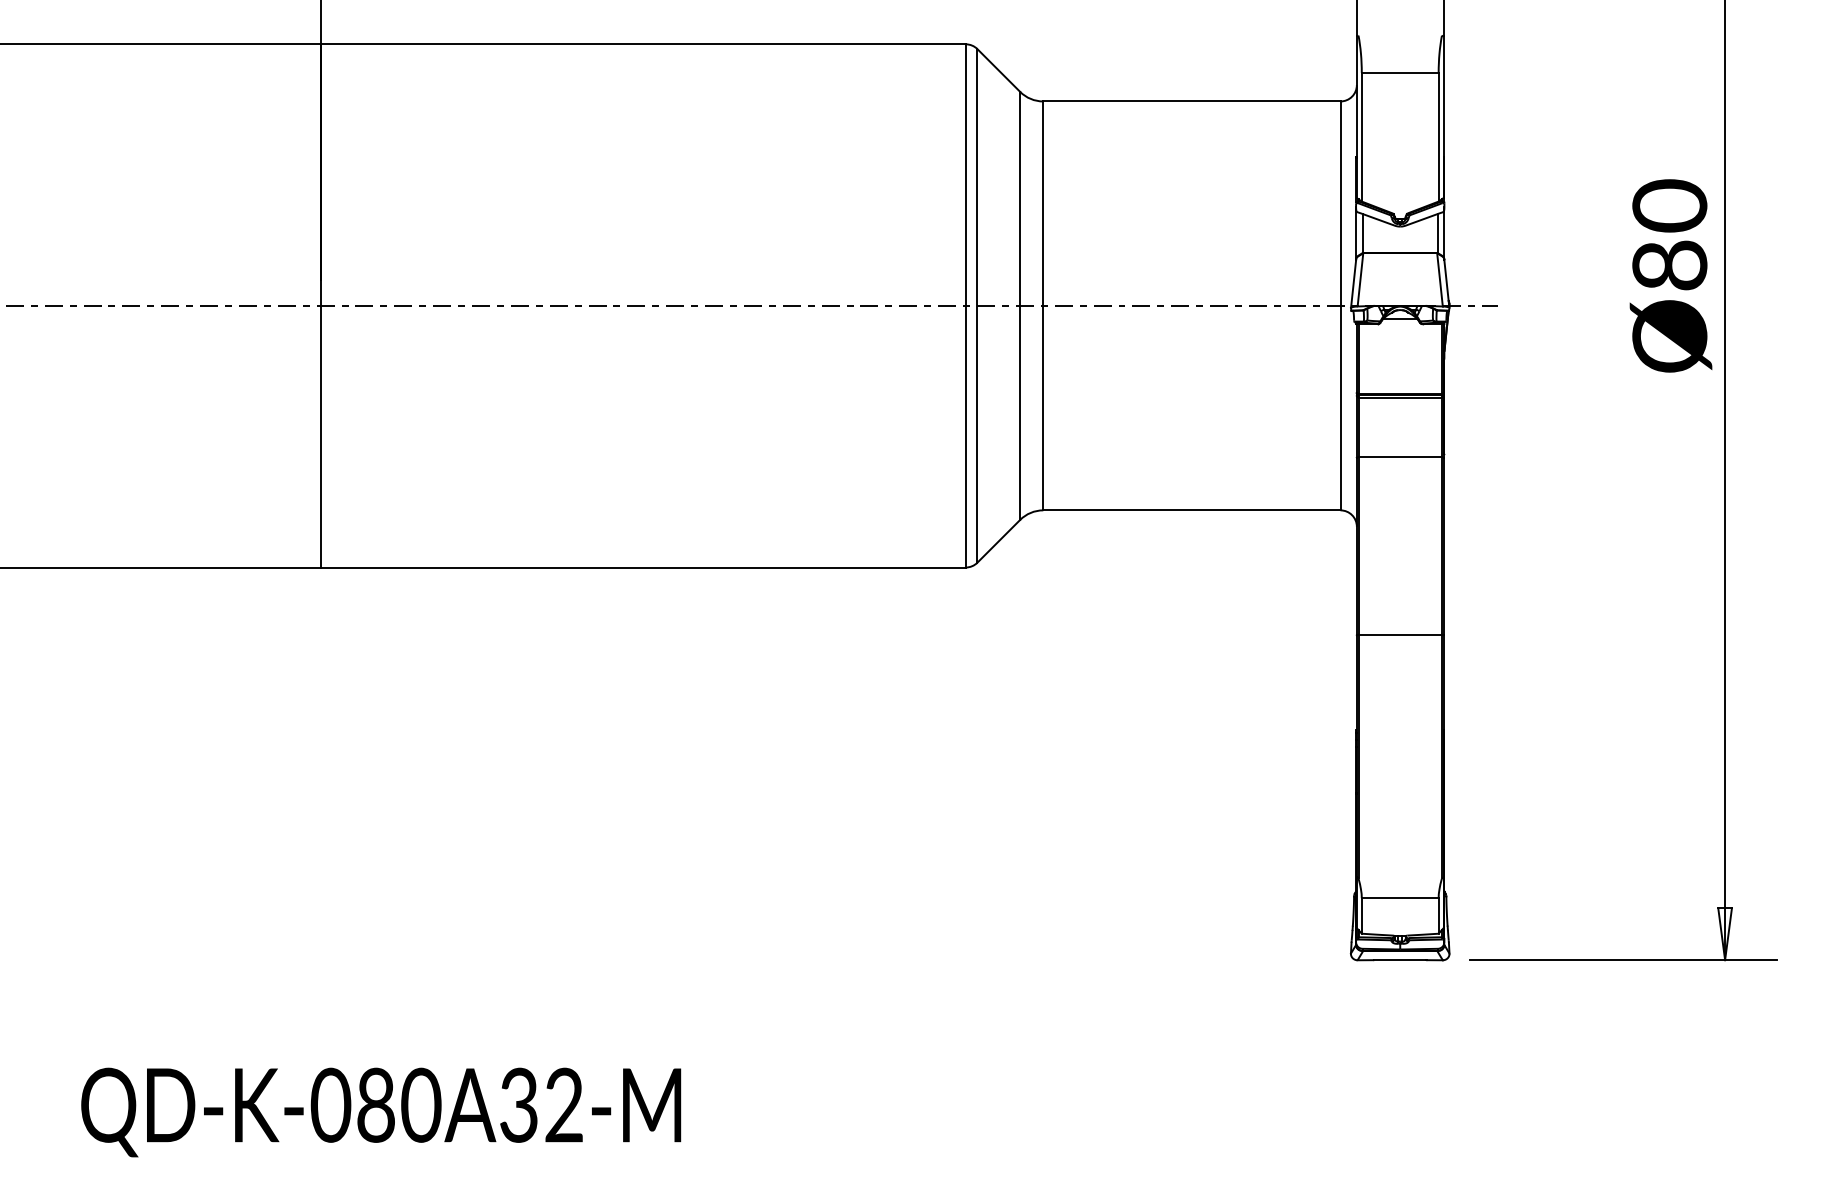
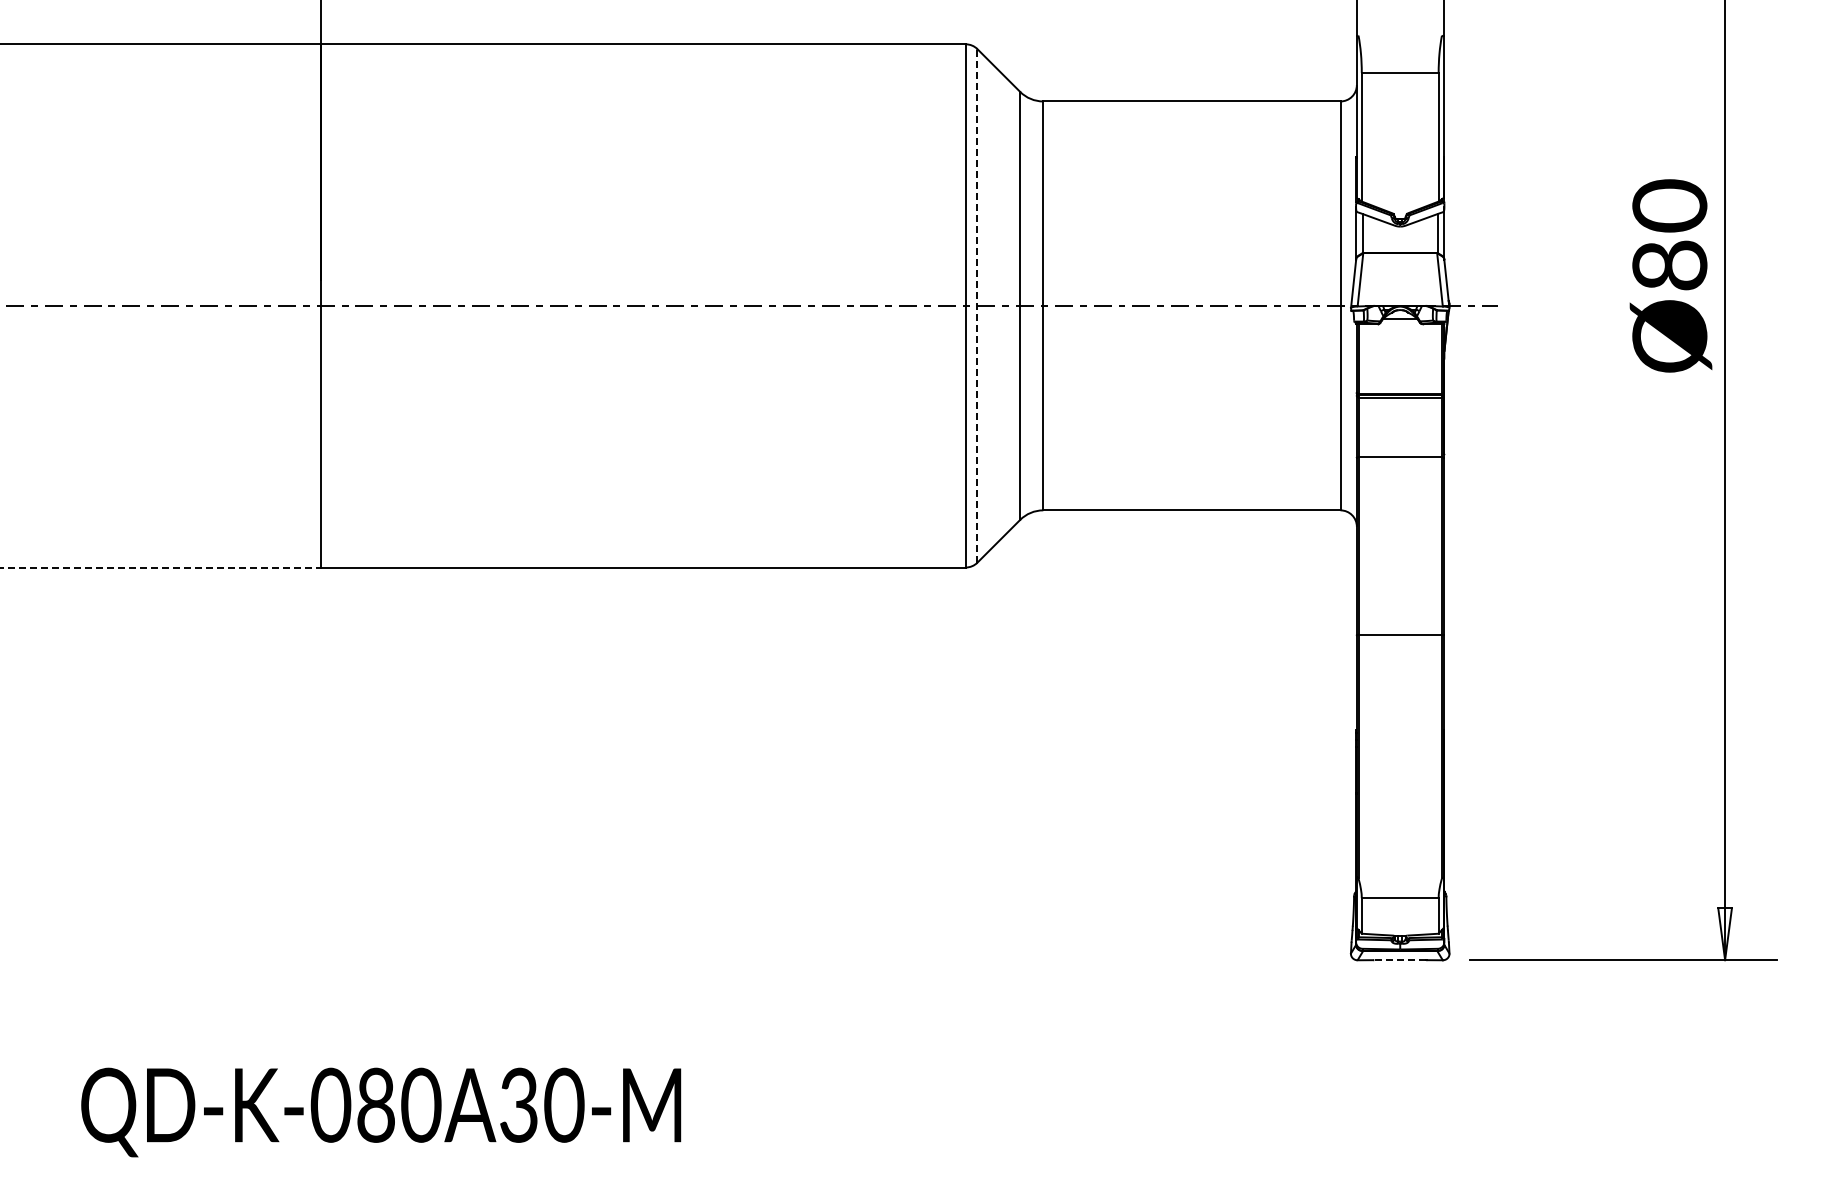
line: solid -> dashed (977, 305)
line: solid -> dashed (160, 567)
line: solid -> dashed (1400, 960)
text: QD-K-080A32-M -> QD-K-080A30-M (564, 1105)
